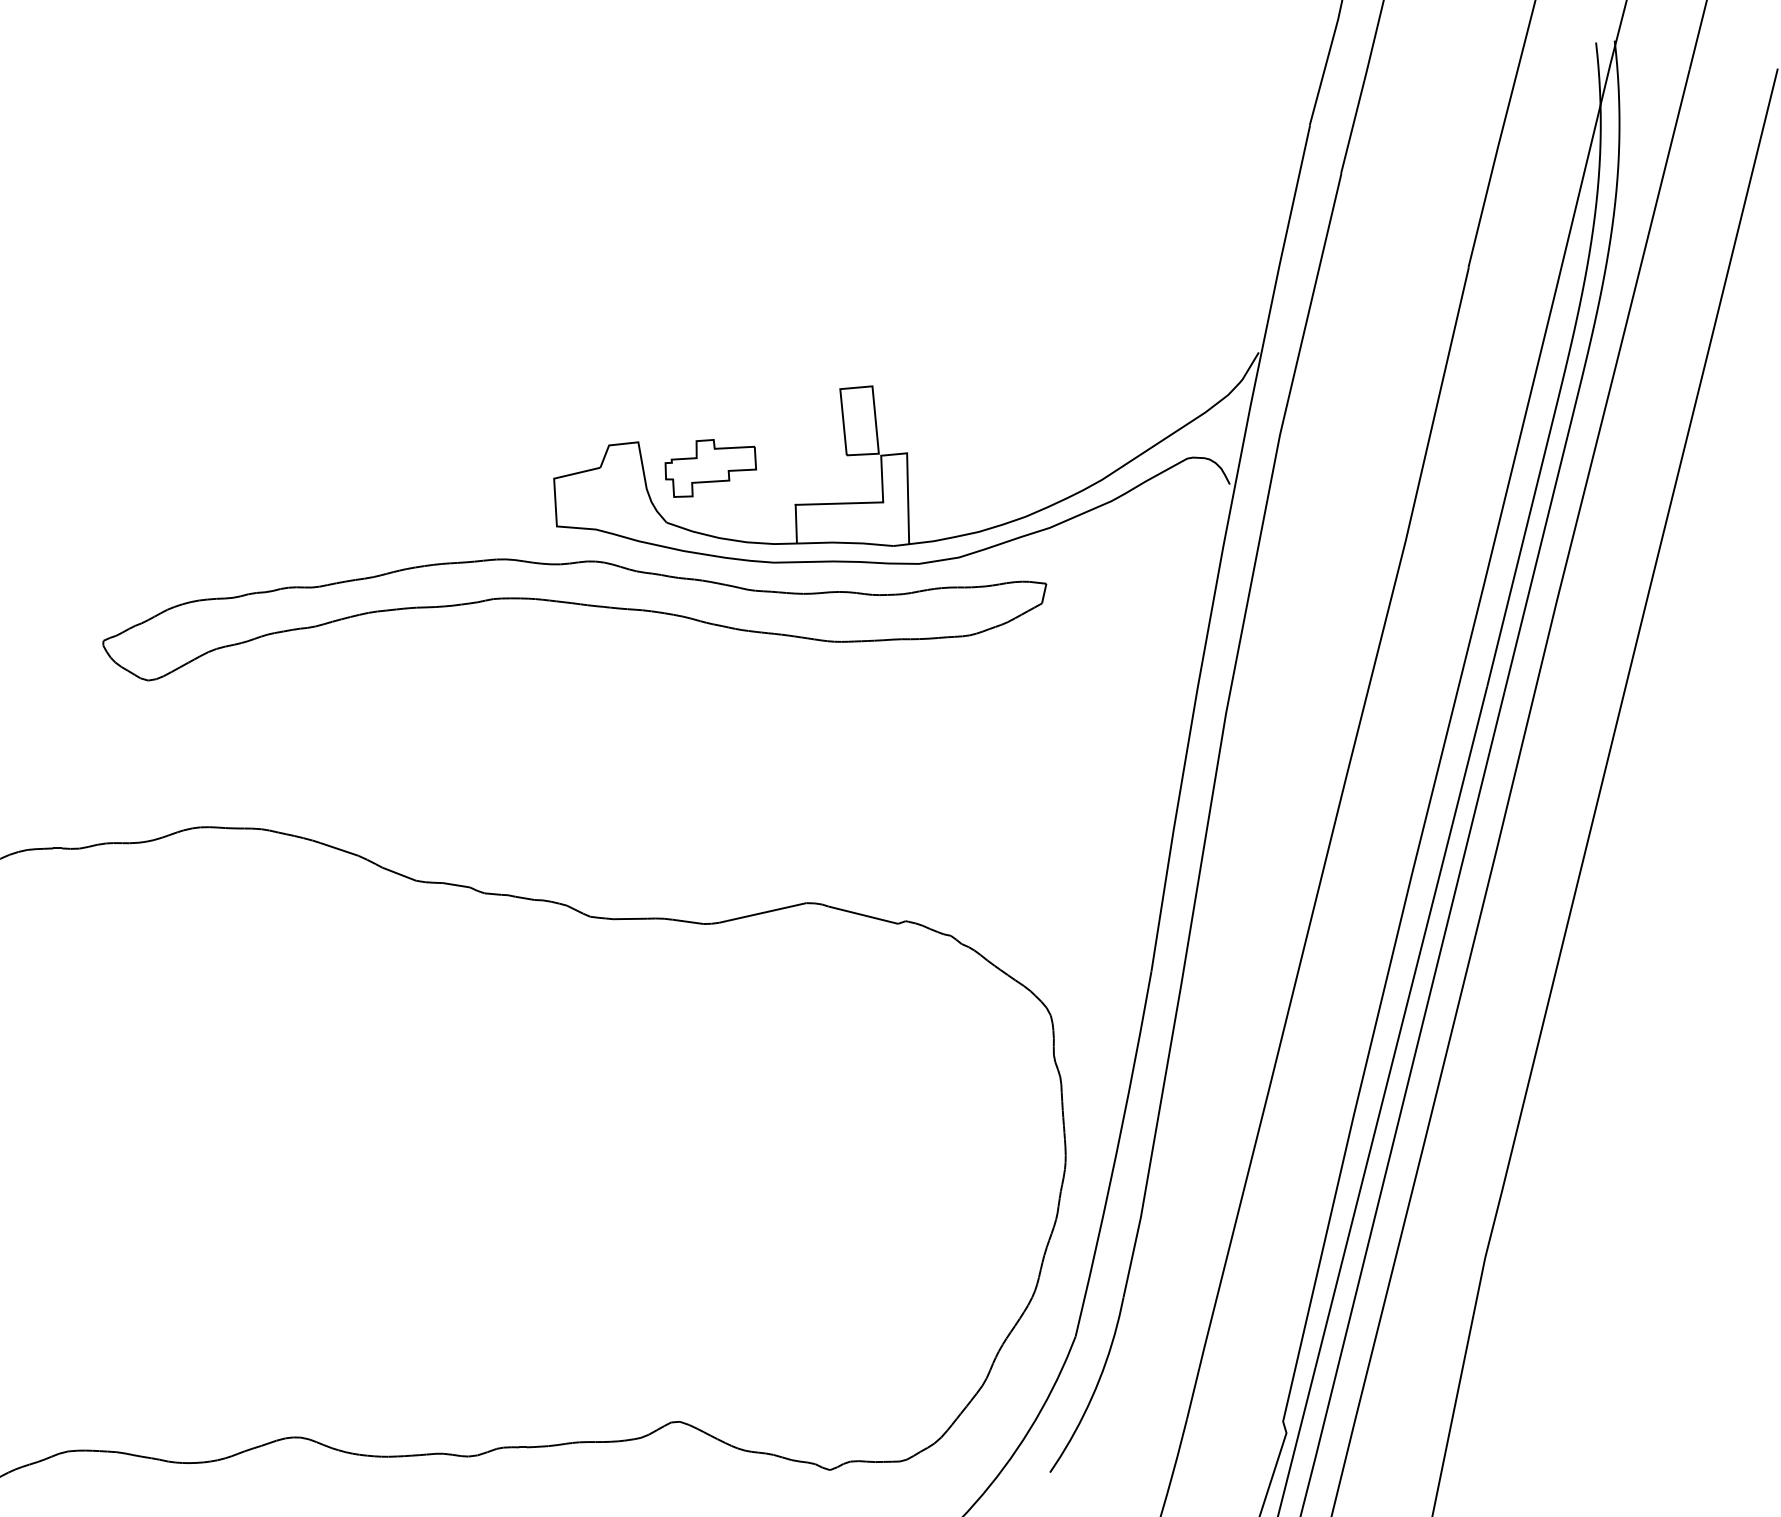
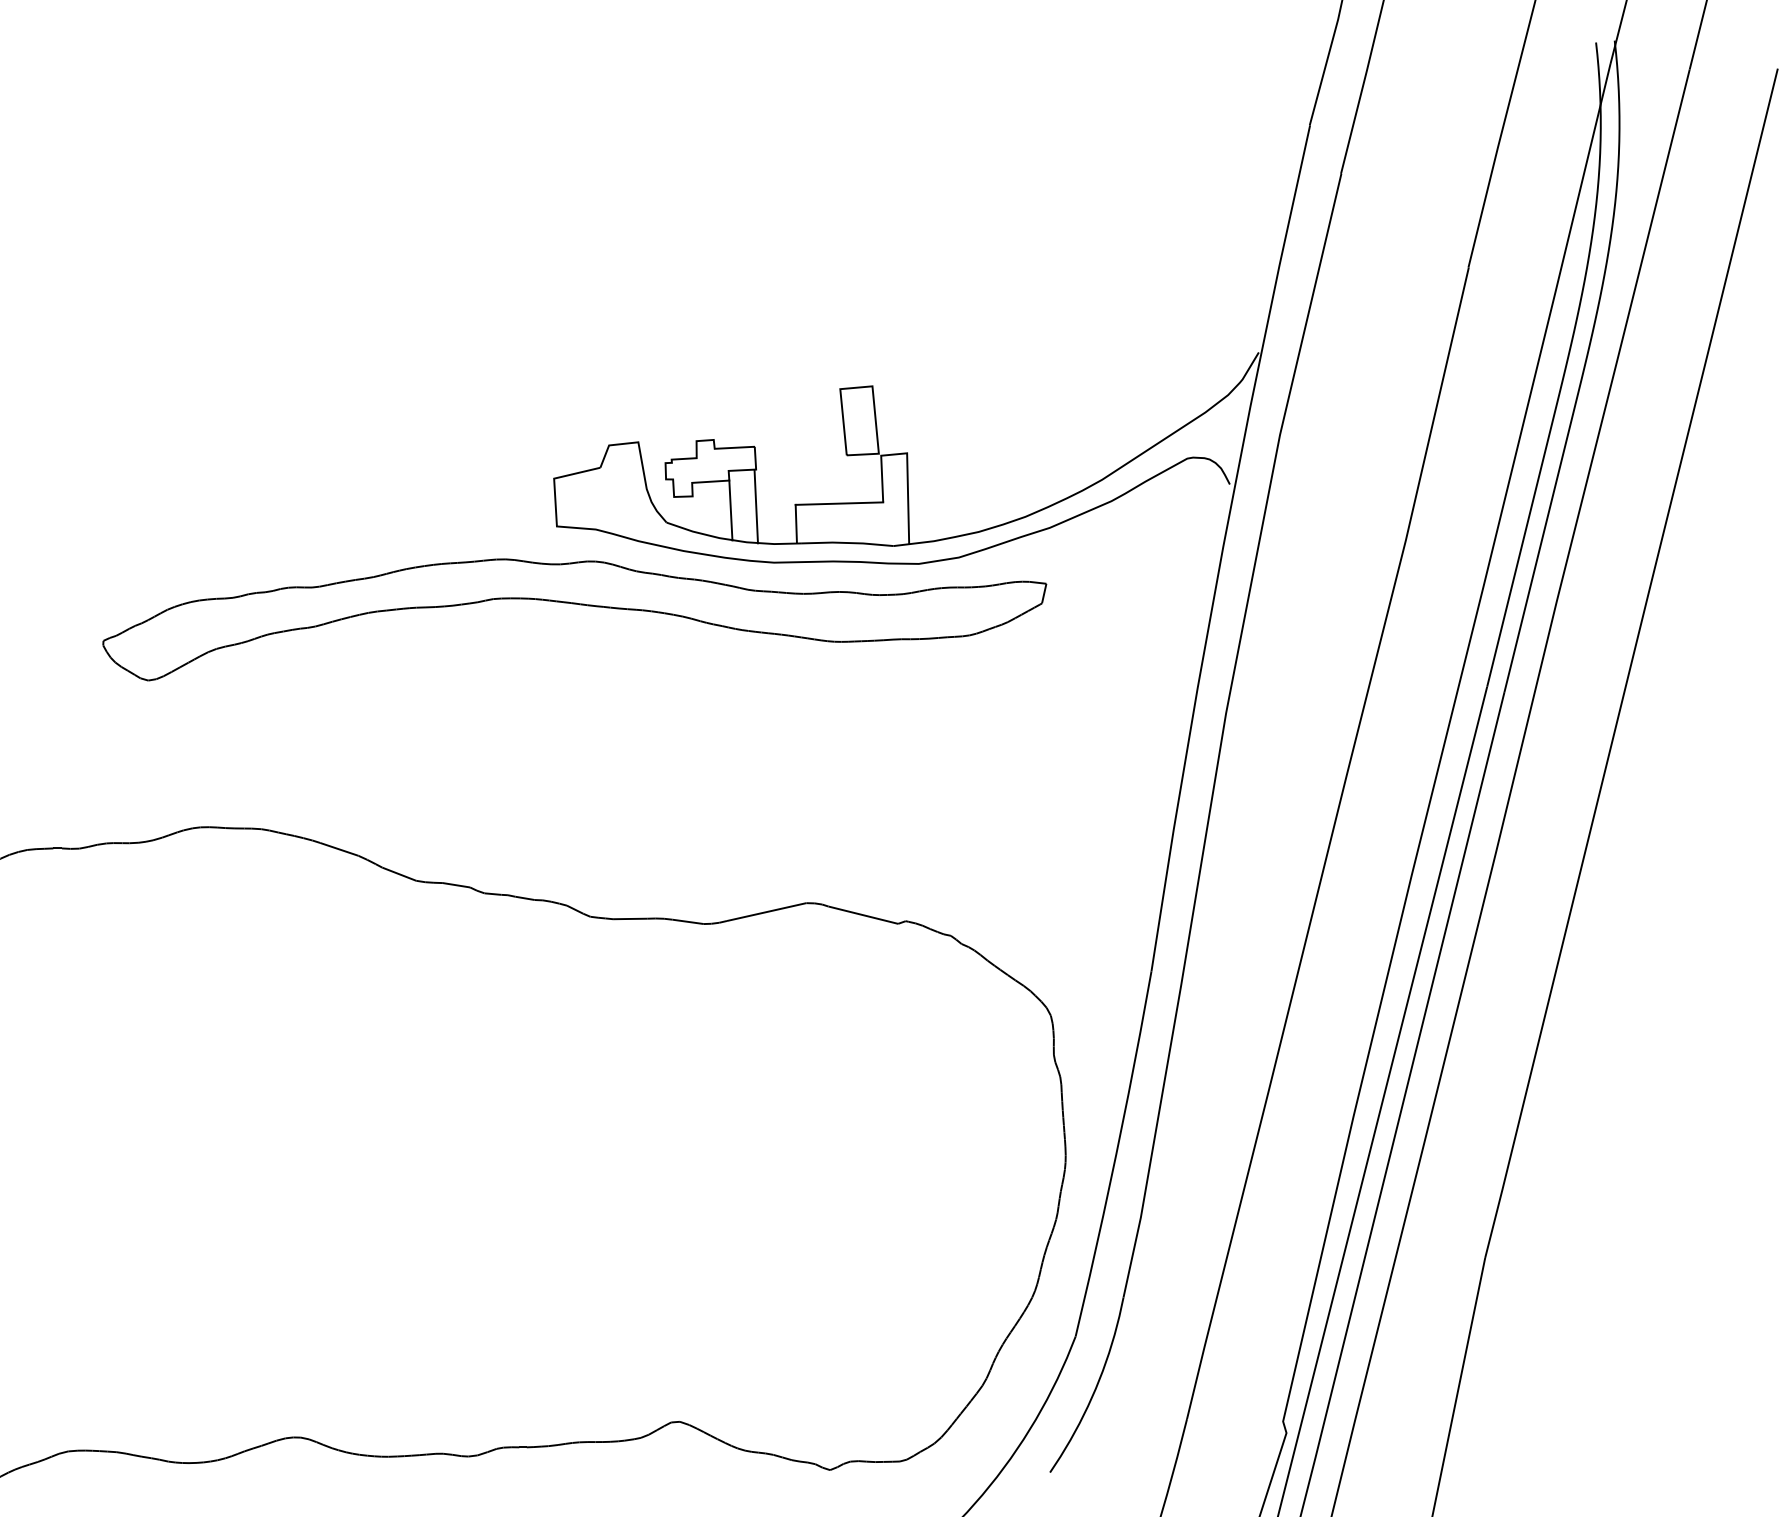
line: none -> present (755, 506)
line: none -> present (730, 510)
